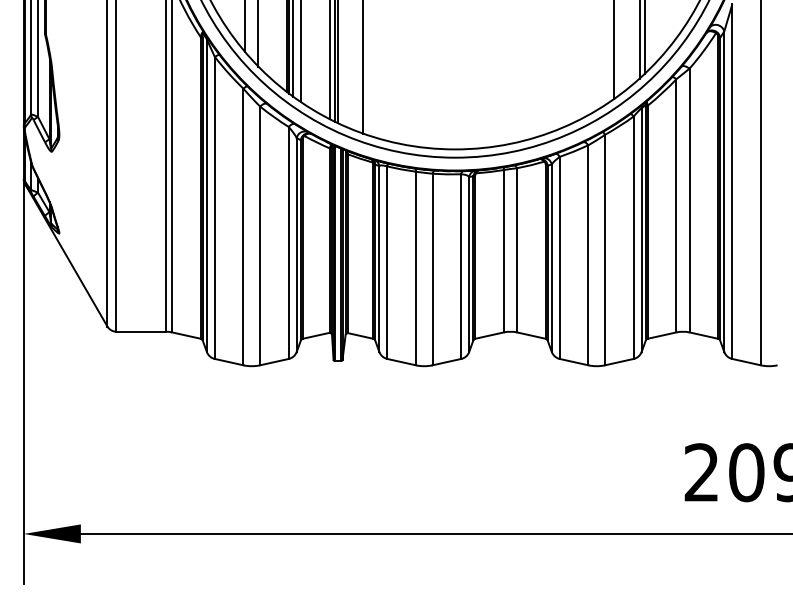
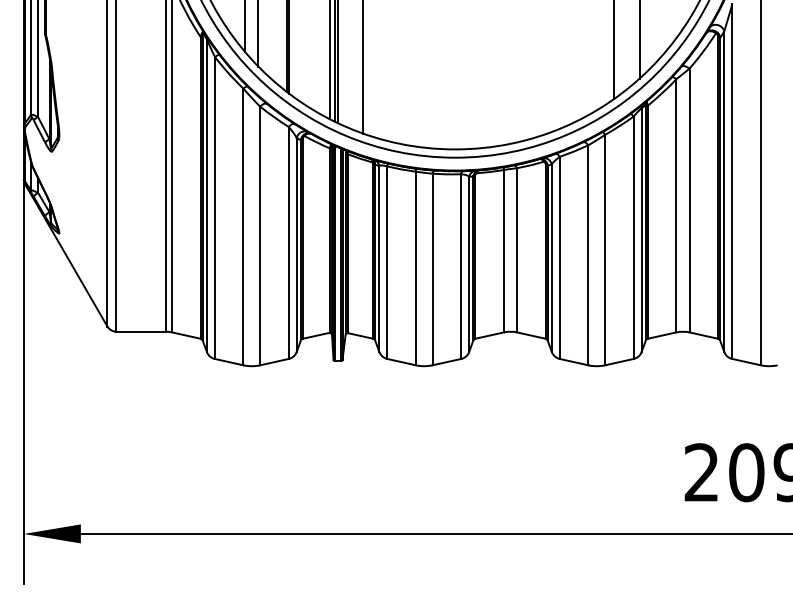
line: present -> none (645, 37)
line: present -> none (293, 49)
line: present -> none (301, 52)
